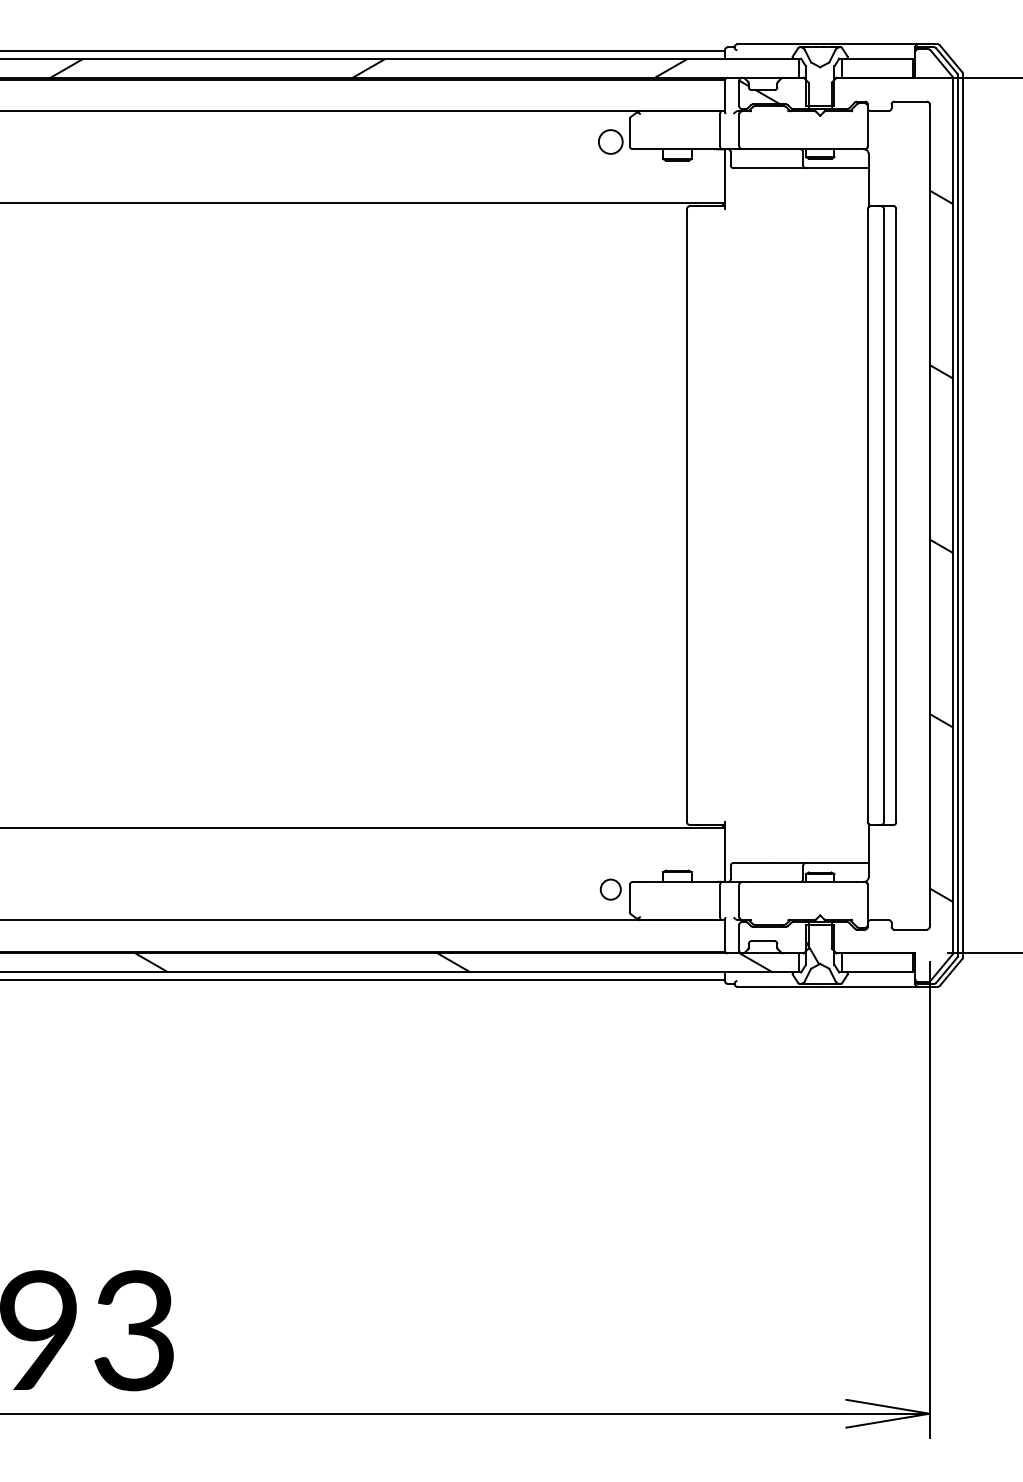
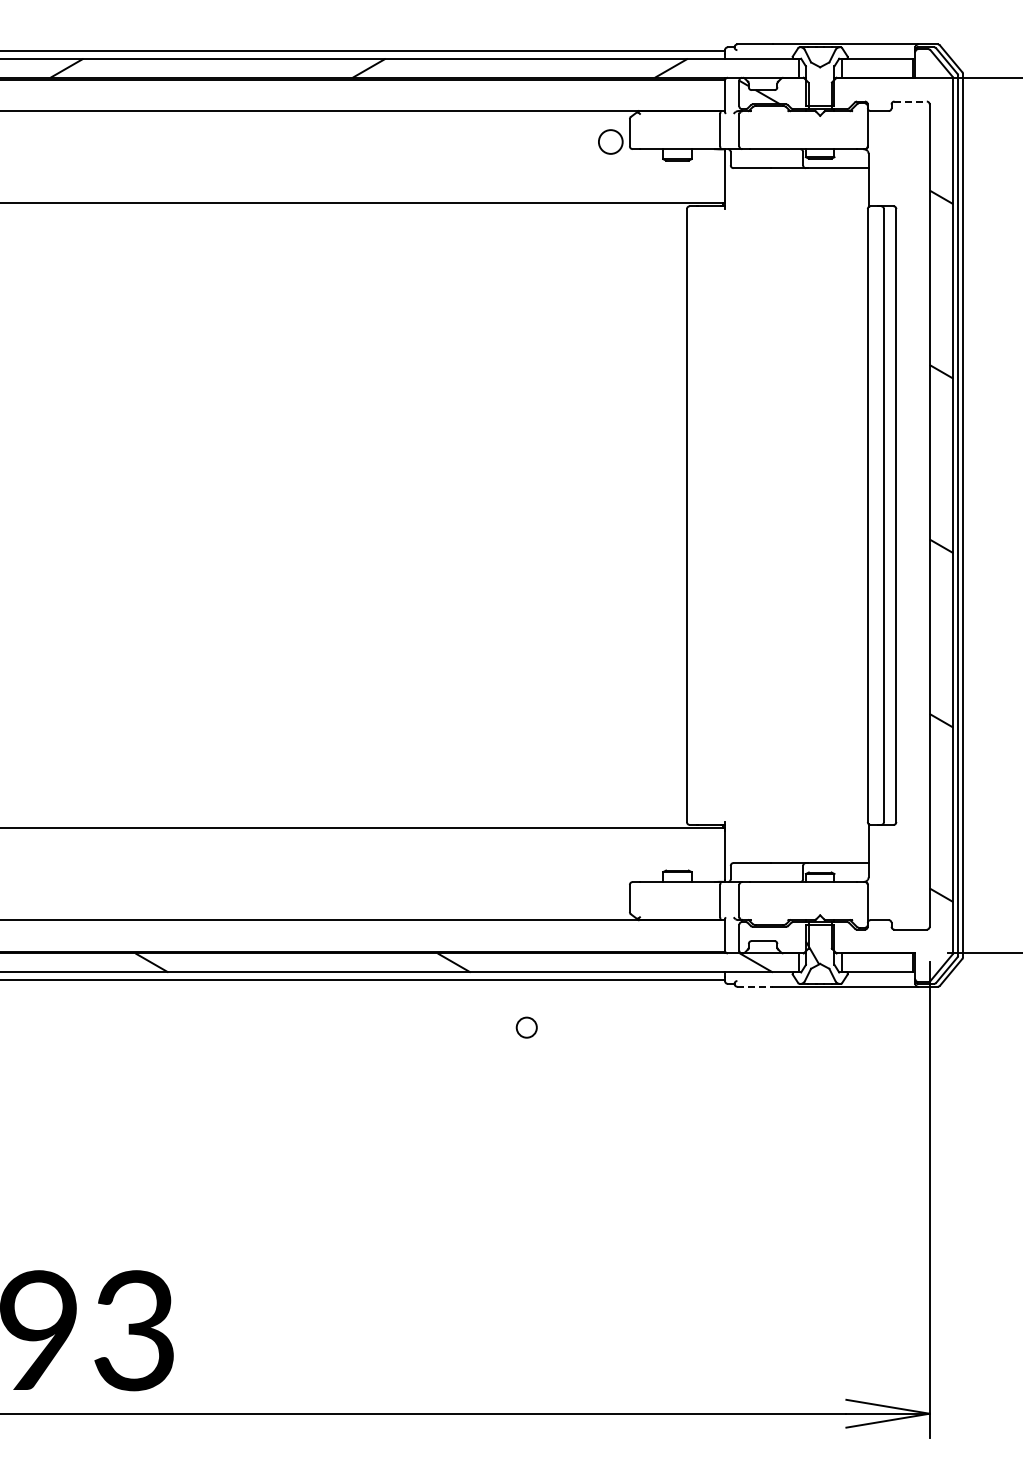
line: solid -> dashed (911, 101)
circle position: (610, 889) -> (526, 1027) (526, 1027)
line: solid -> dashed (755, 986)
